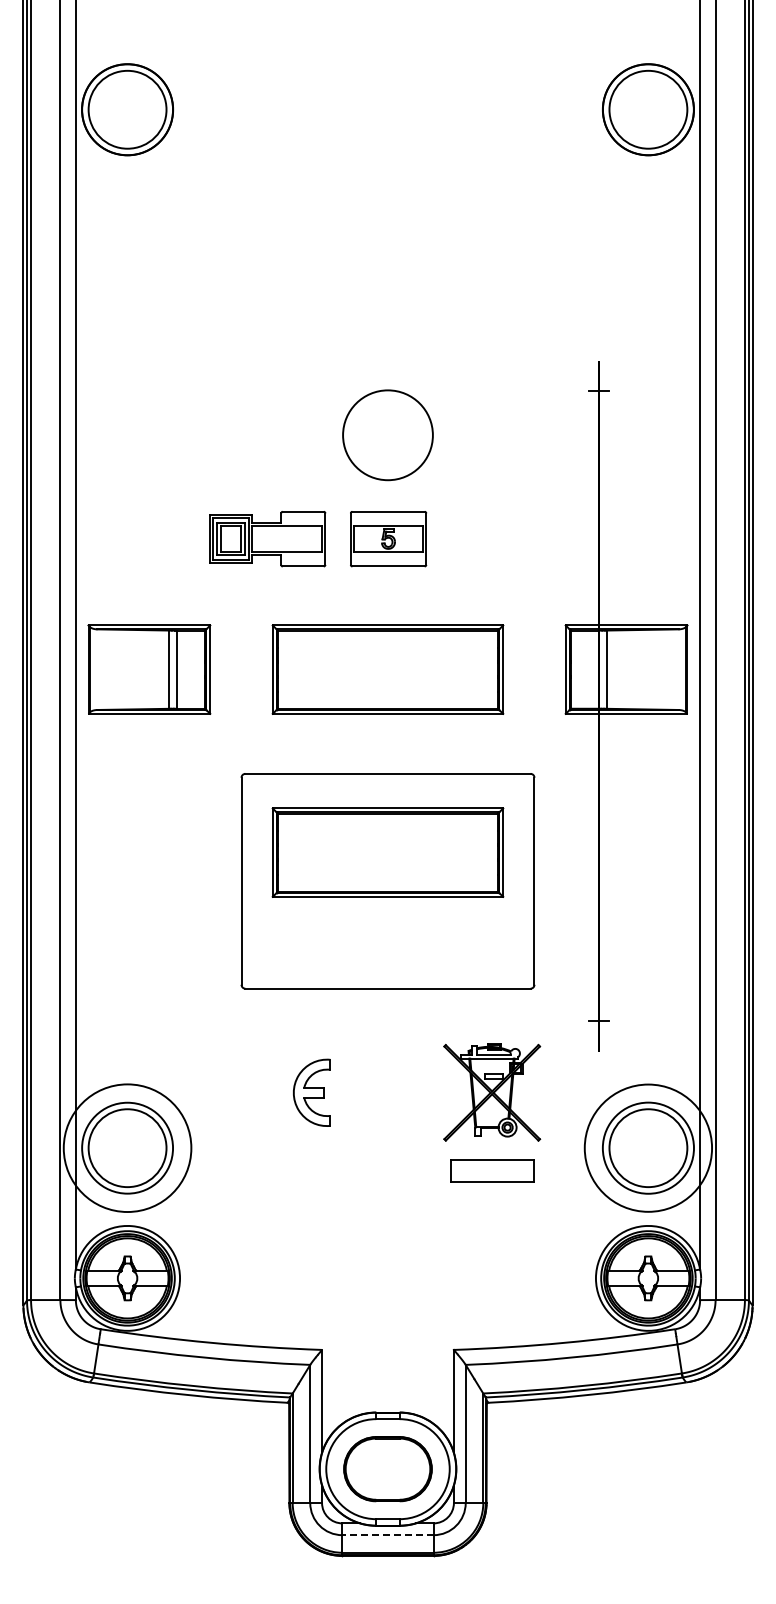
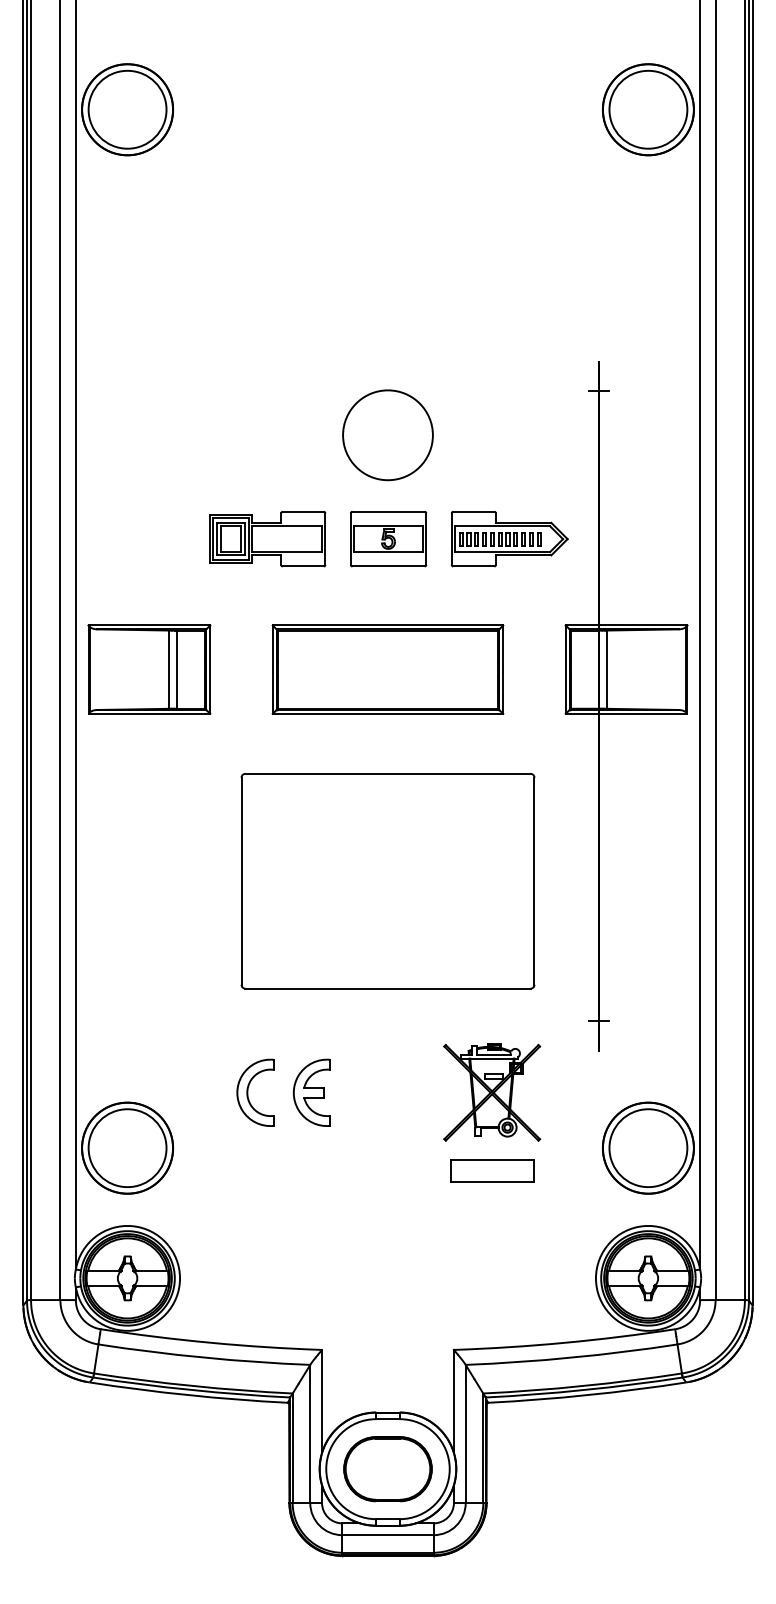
part: none -> present (509, 539)
part: present -> none (387, 852)
part: none -> present (248, 1092)
circle diameter: 127 px -> 91 px (647, 1147)
circle diameter: 128 px -> 91 px (127, 1147)
line: dashed -> solid (388, 1535)
